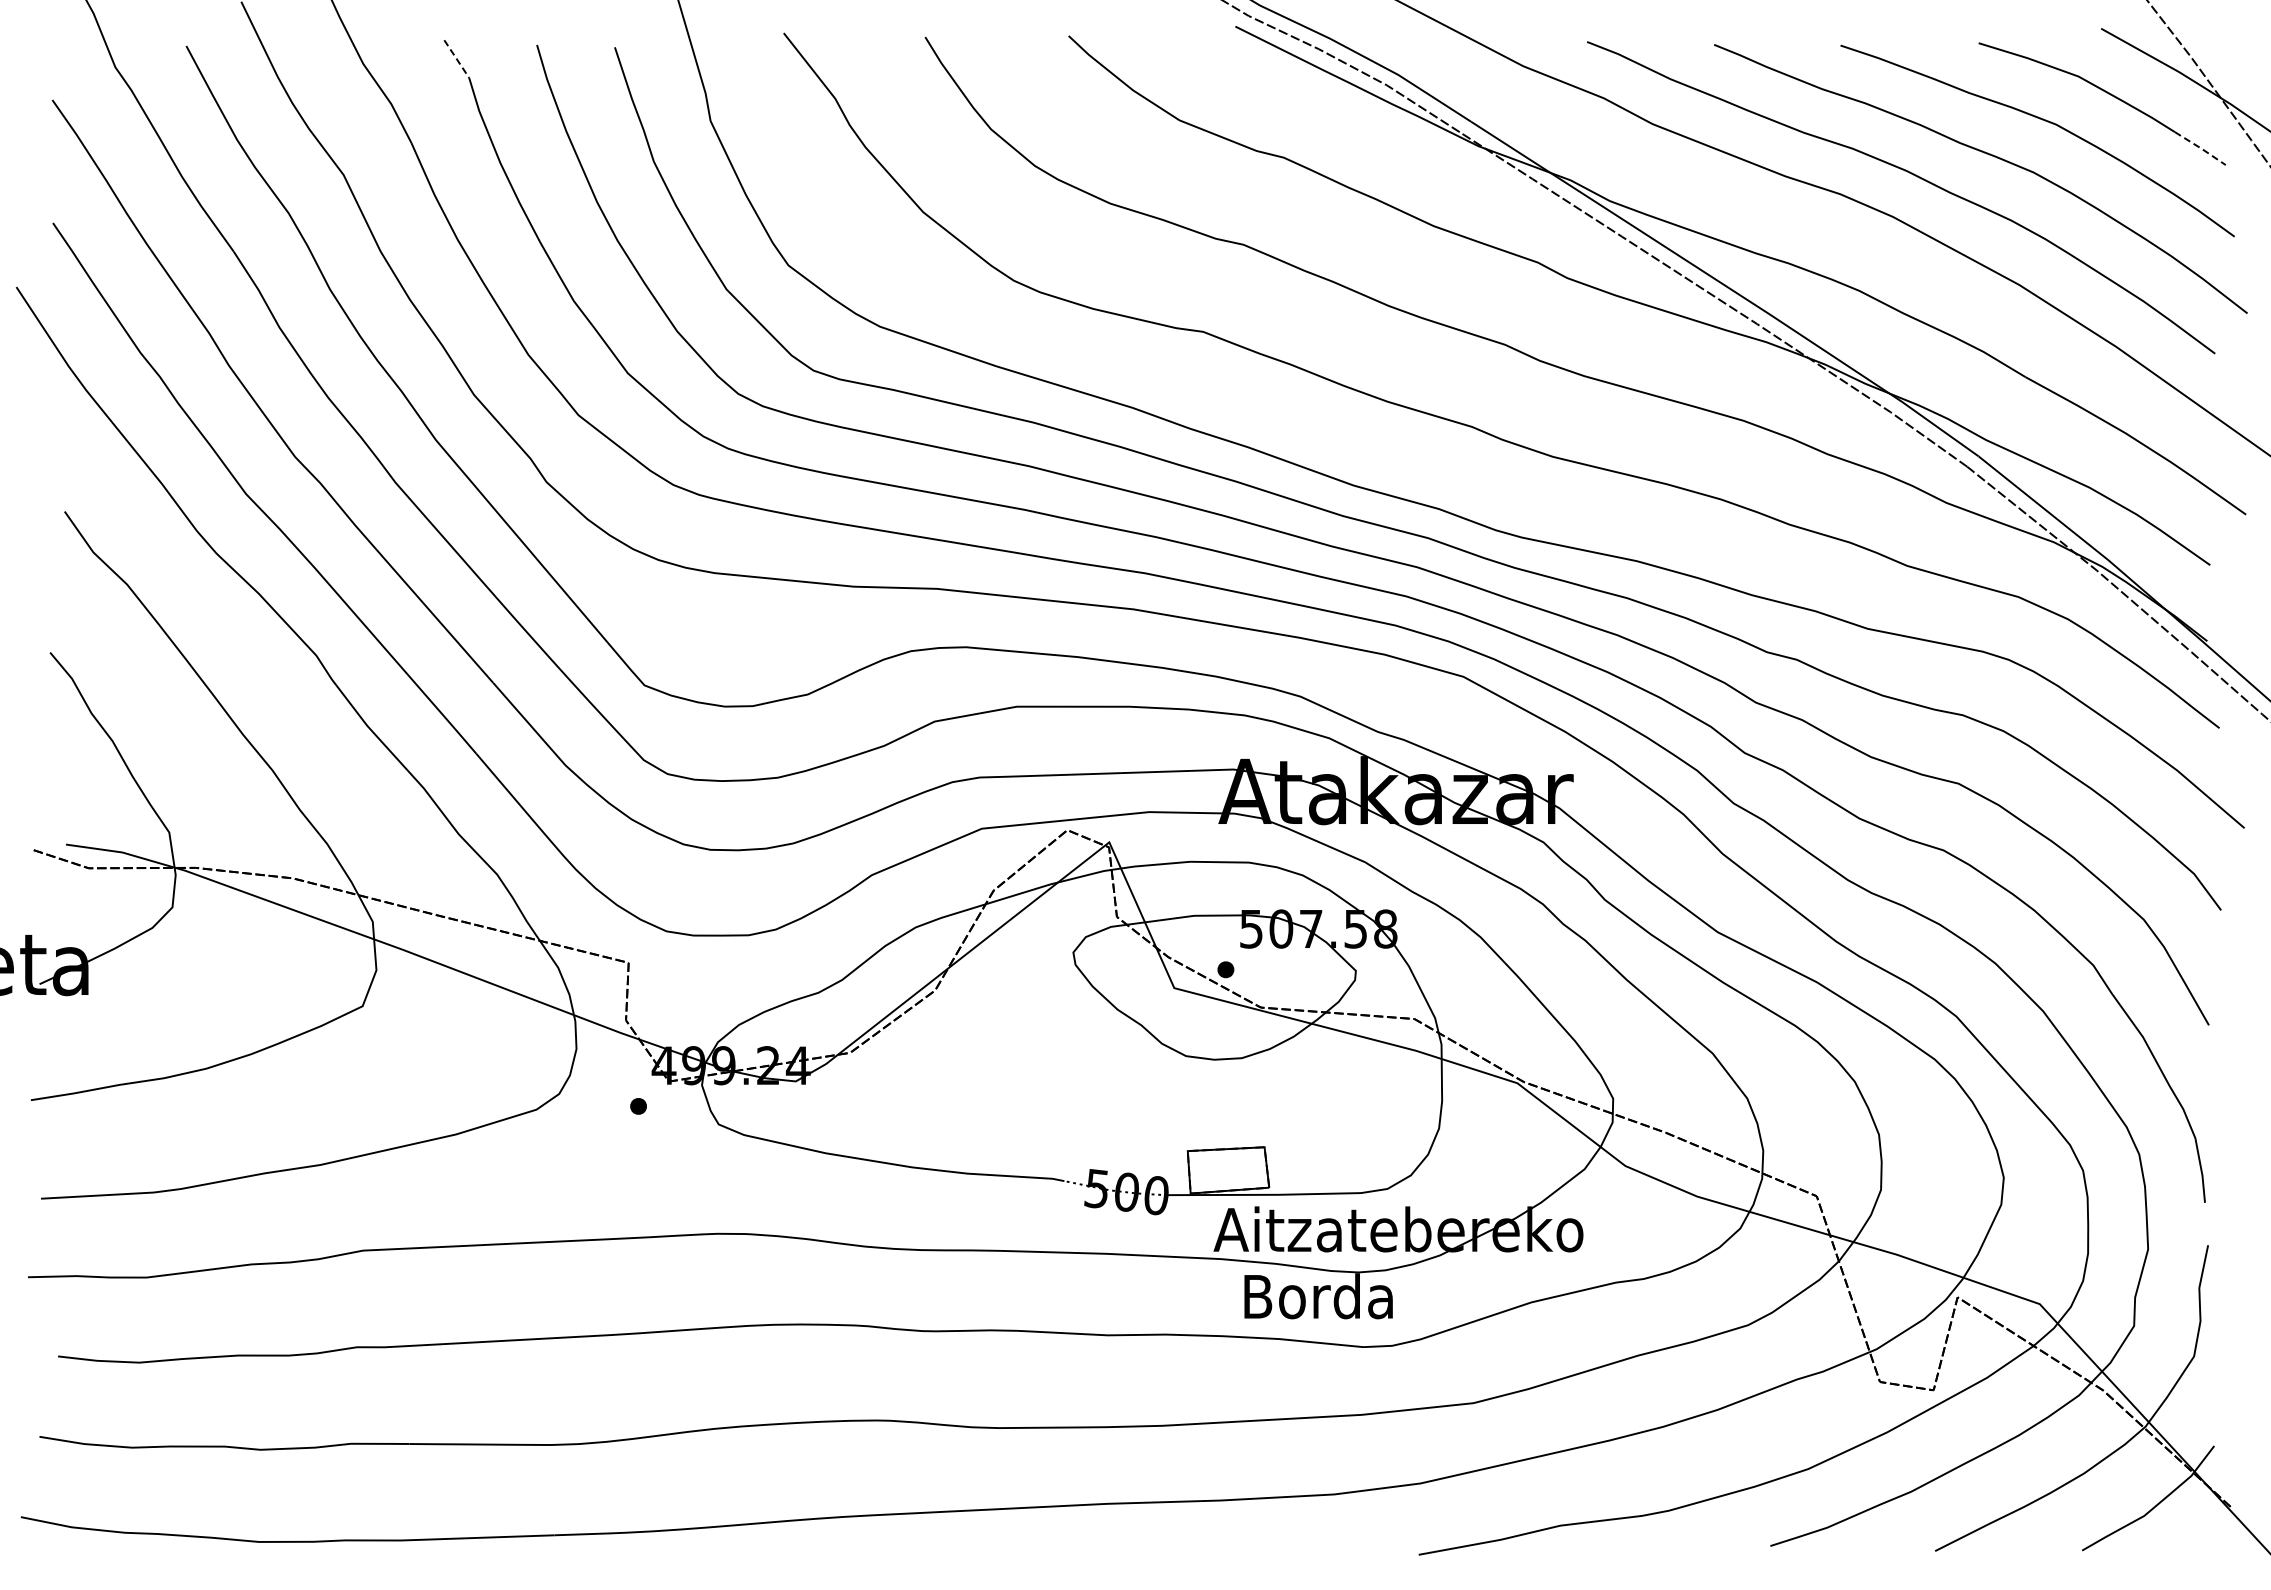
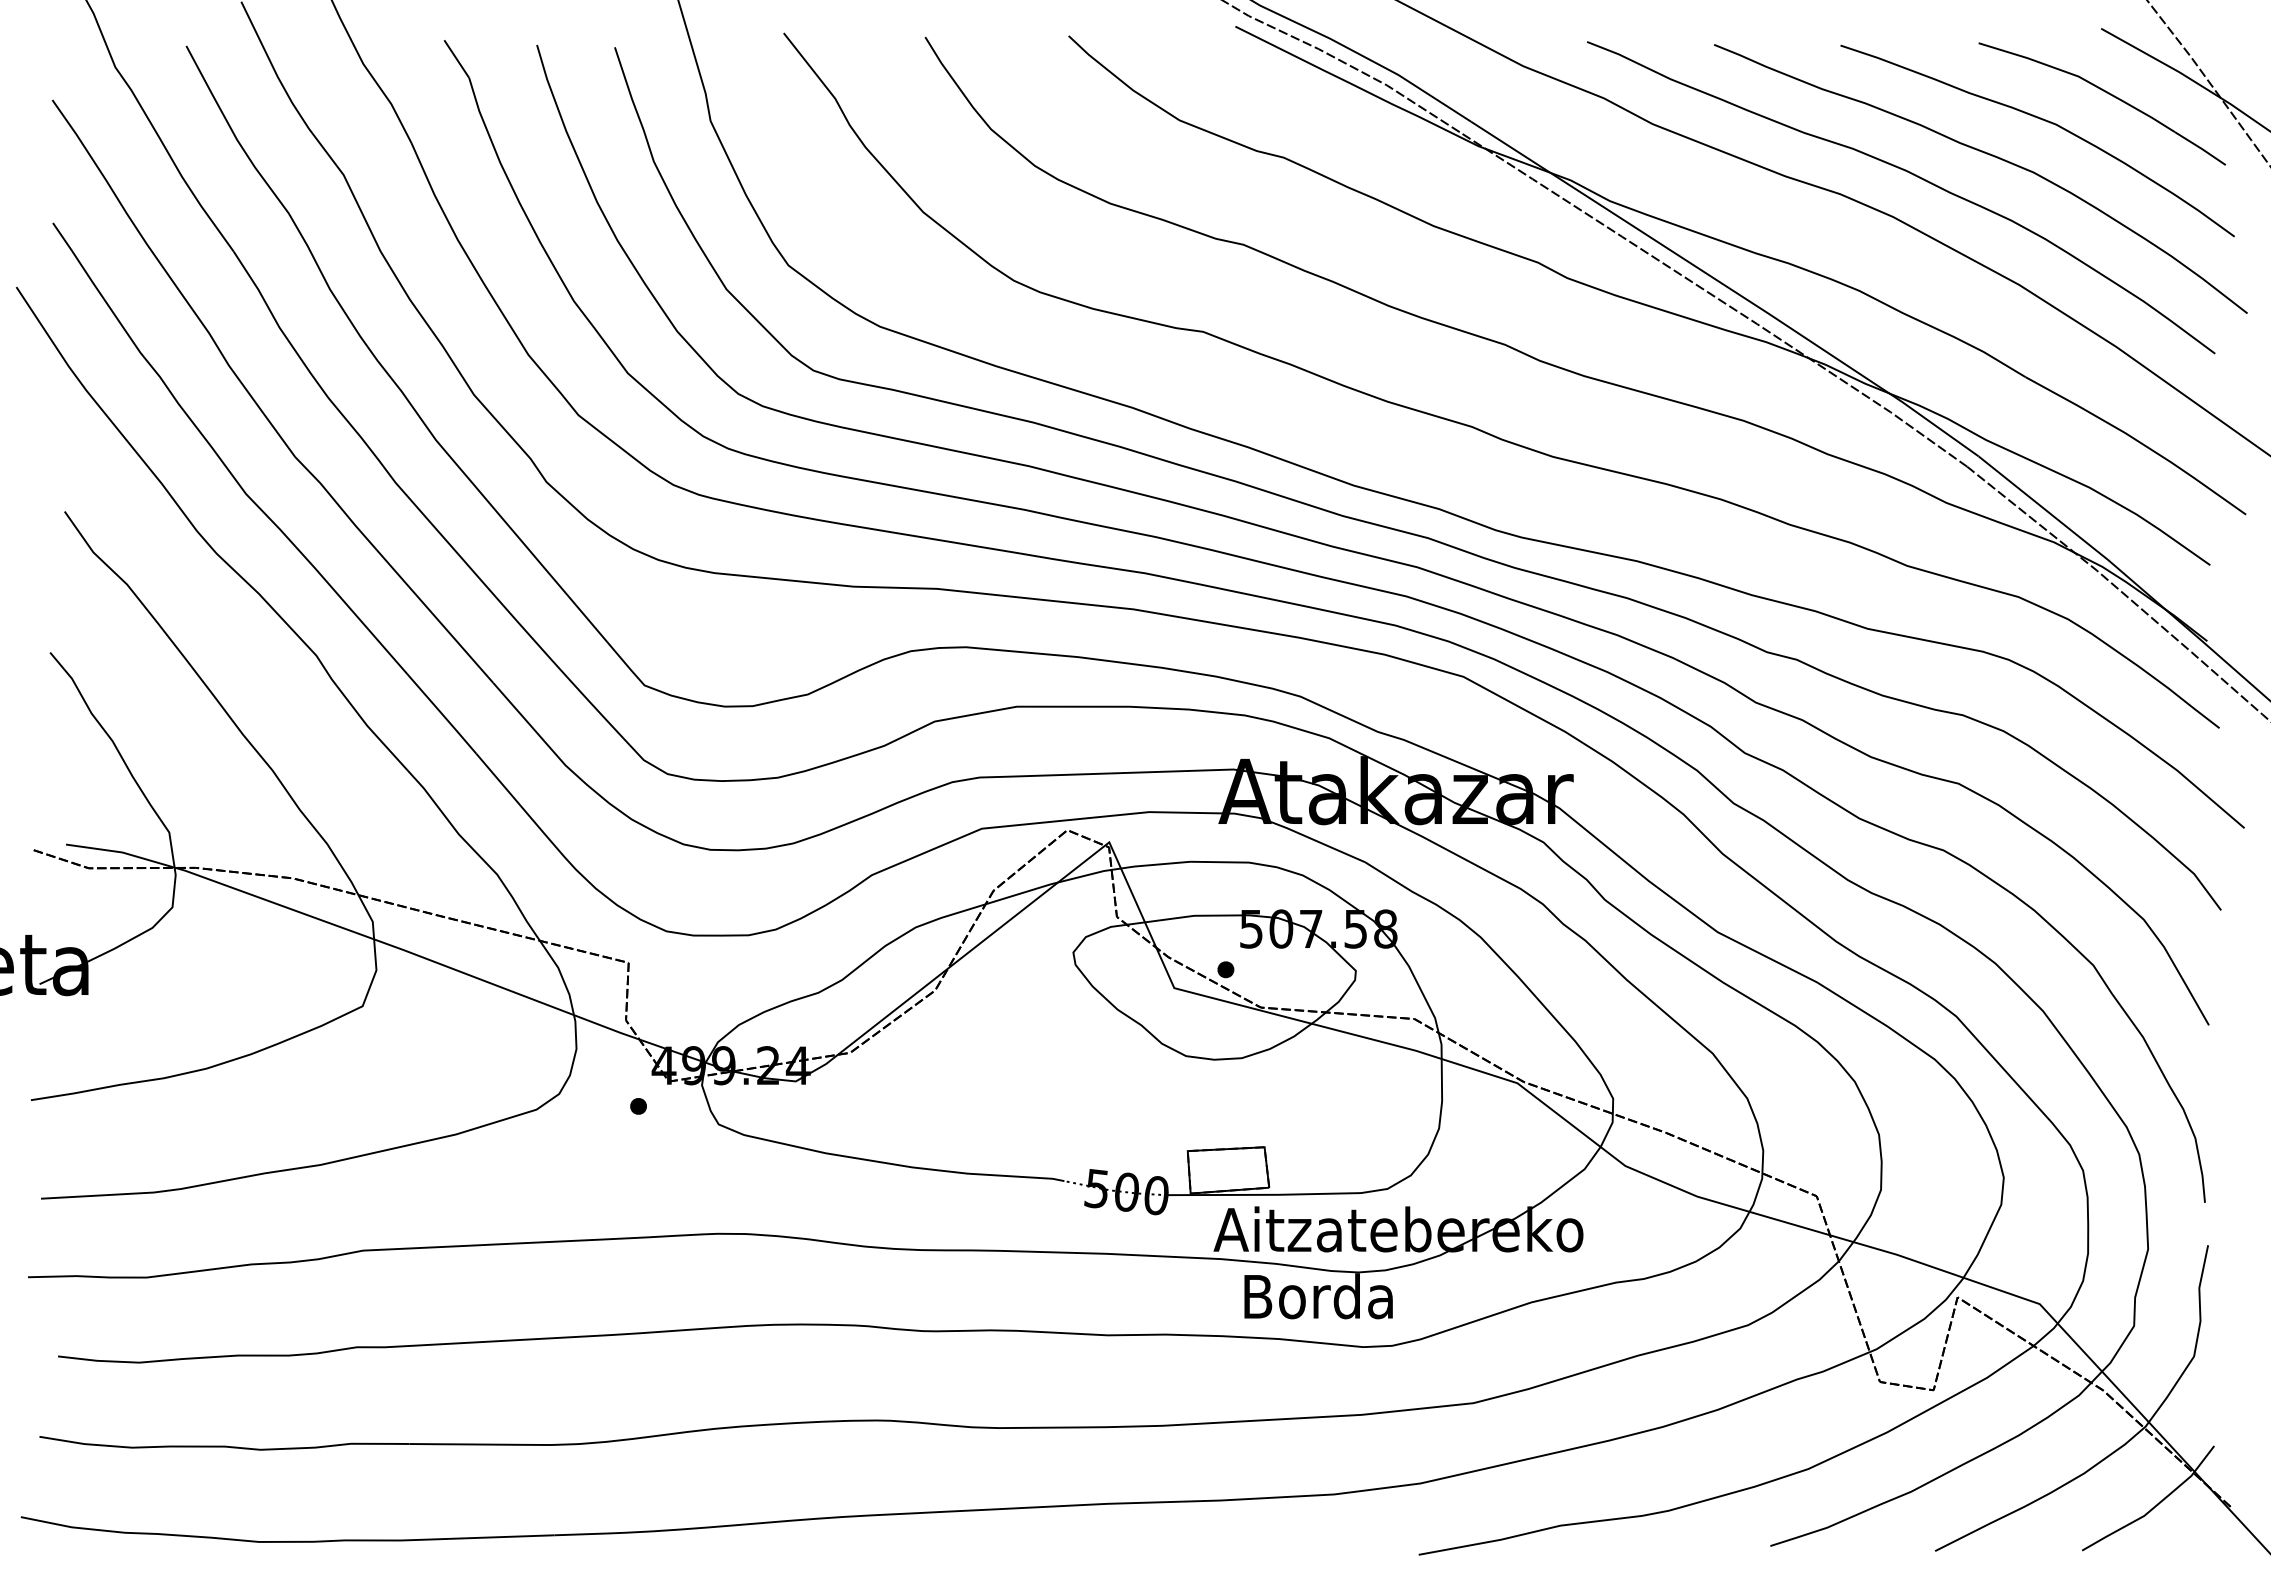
line: dashed -> solid (456, 59)
line: dashed -> solid (2201, 148)
